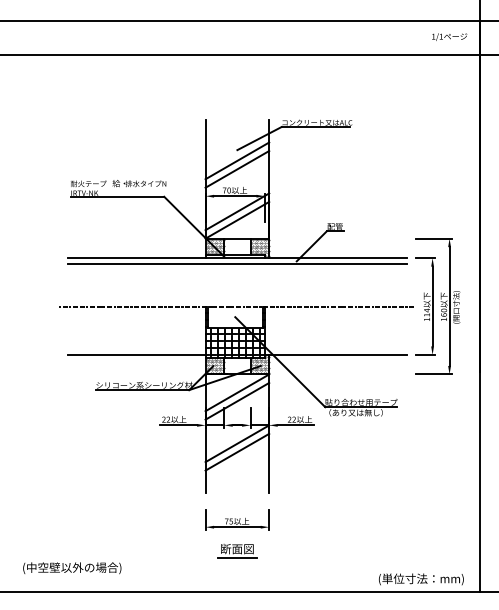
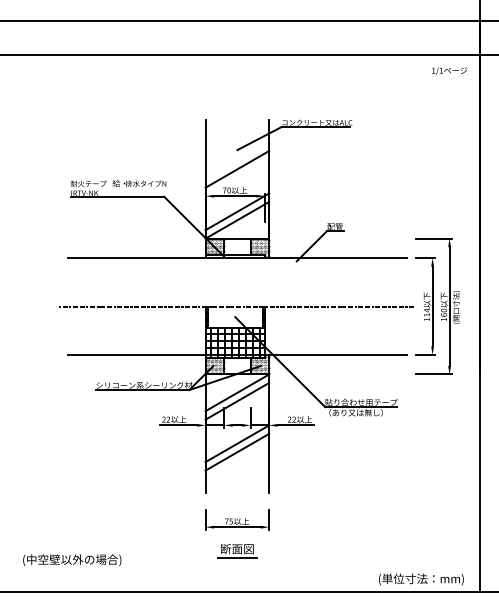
text position: (449, 36) -> (449, 70) (449, 70)
line: present -> none (237, 160)
line: present -> none (237, 264)
text position: (72, 568) -> (72, 560) (72, 560)
